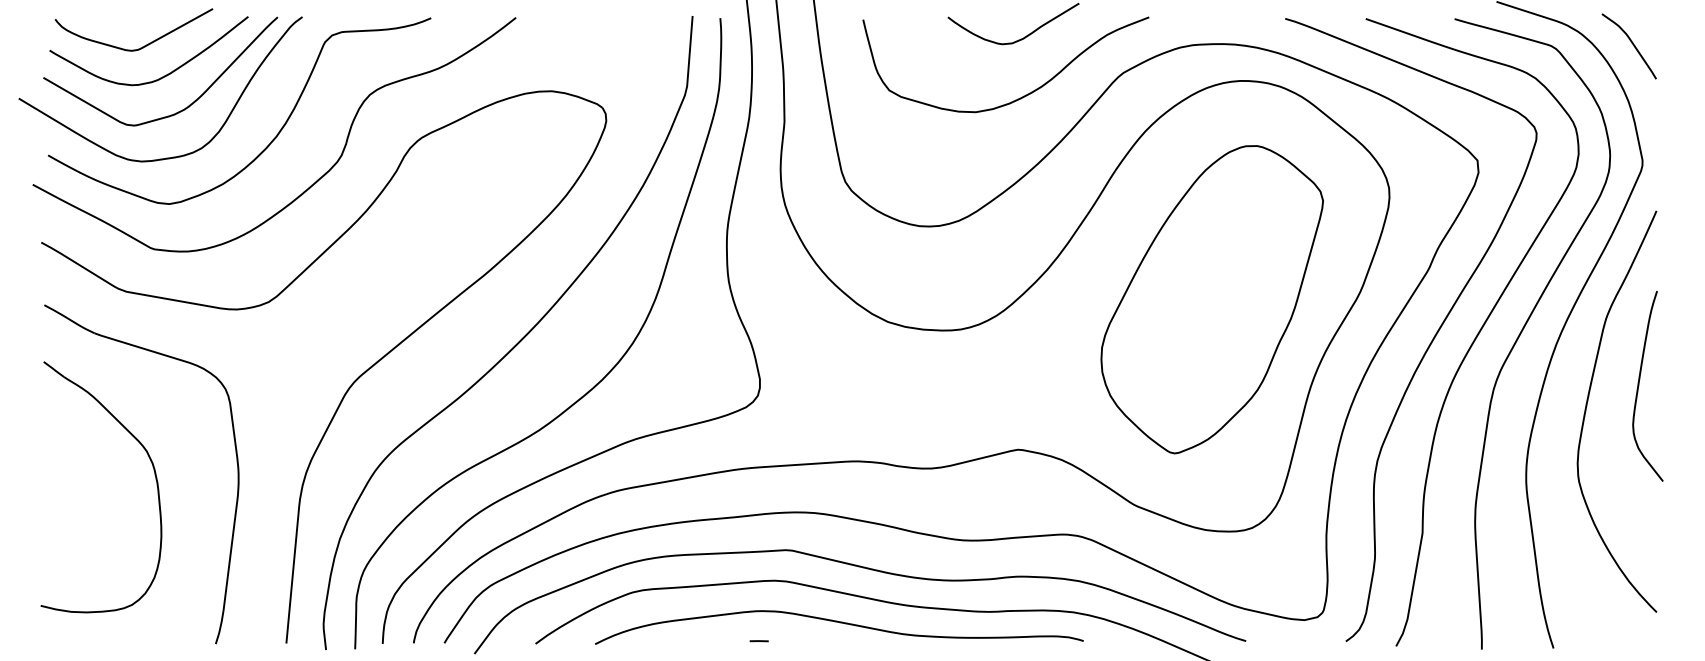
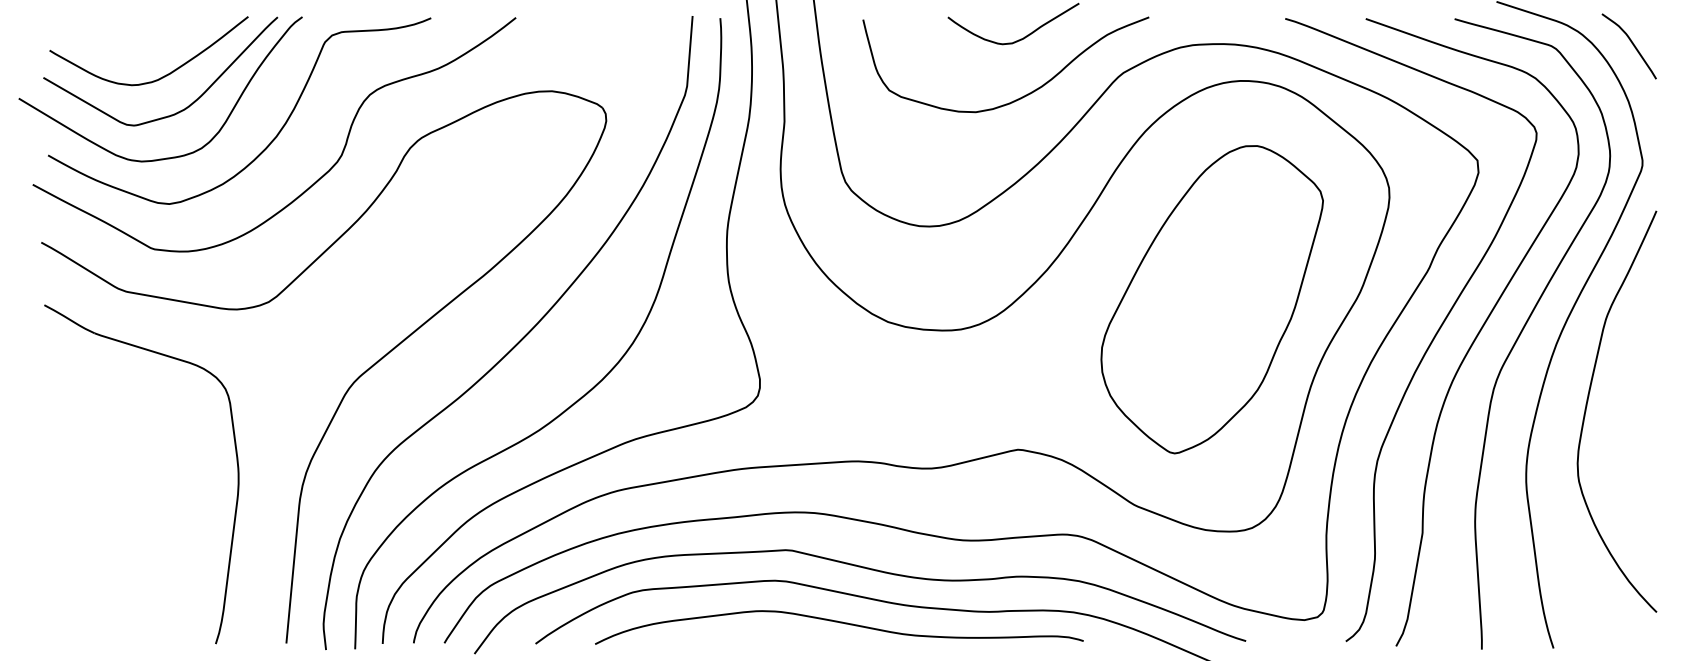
curve: present -> none (142, 46)
curve: present -> none (1639, 386)
part: present -> none (154, 475)
line: present -> none (758, 641)
